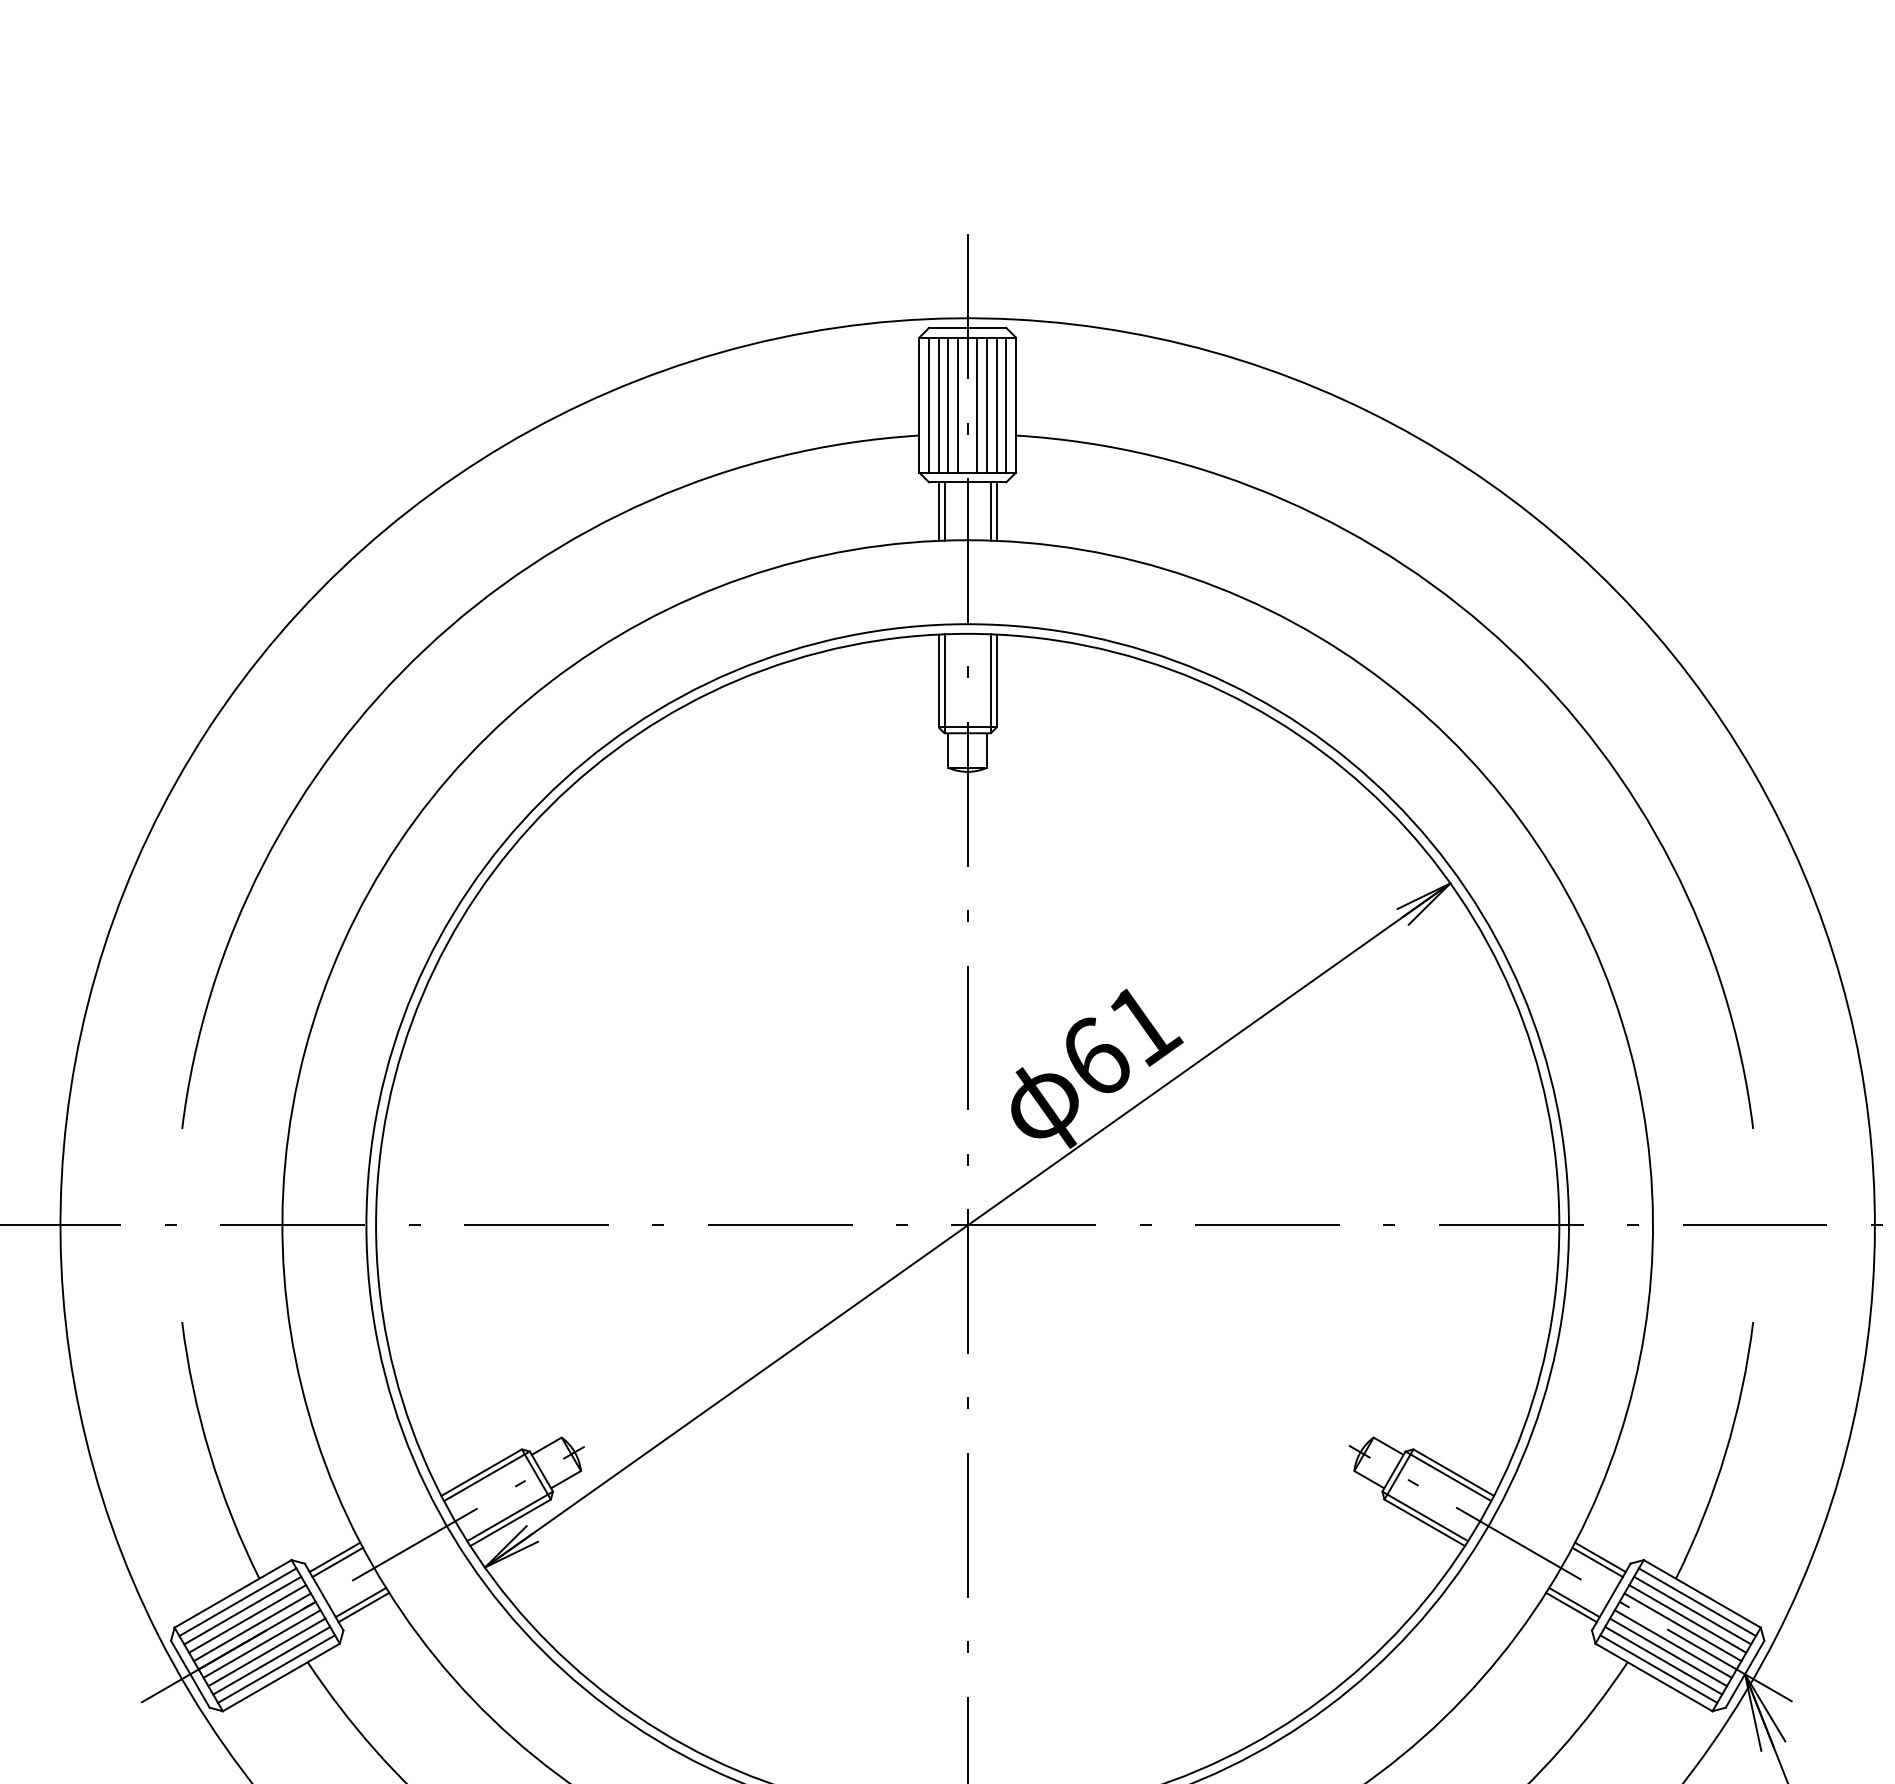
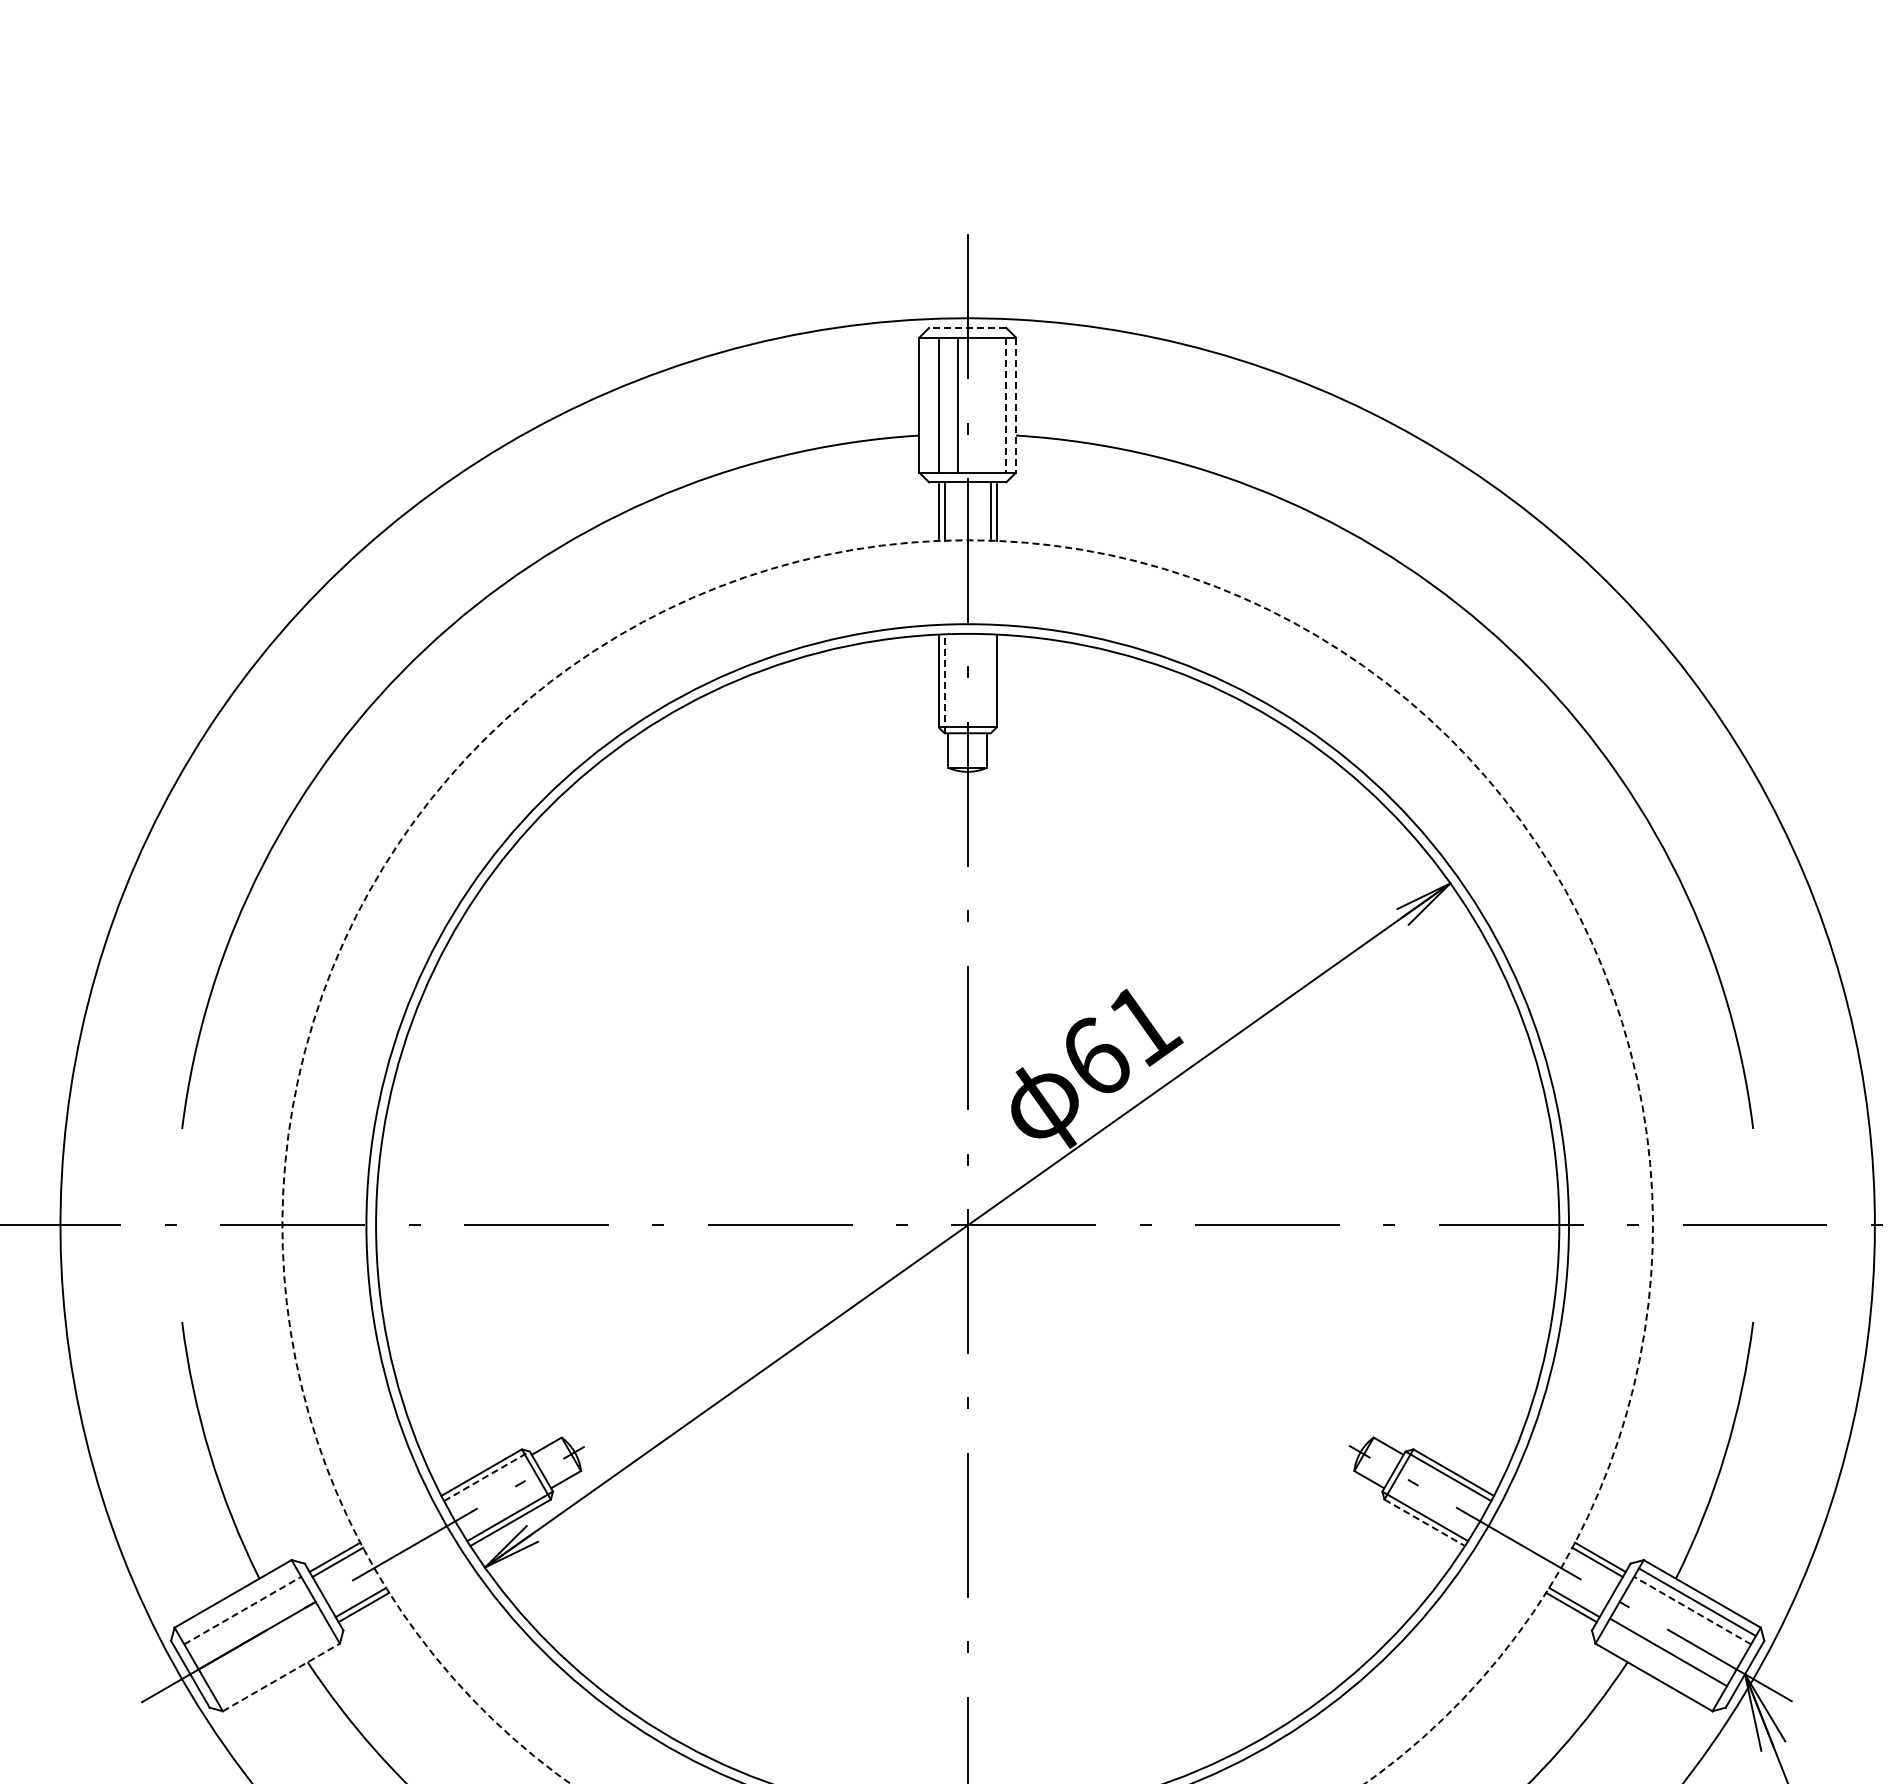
line: solid -> dashed (967, 327)
line: present -> none (929, 404)
line: present -> none (948, 404)
line: present -> none (977, 404)
line: present -> none (987, 404)
line: present -> none (996, 404)
line: solid -> dashed (1006, 405)
line: solid -> dashed (1015, 405)
arc: solid -> dashed (967, 540)
line: solid -> dashed (944, 683)
line: present -> none (990, 683)
line: solid -> dashed (487, 1476)
line: solid -> dashed (1425, 1523)
line: present -> none (237, 1602)
line: solid -> dashed (242, 1610)
line: solid -> dashed (1692, 1610)
line: present -> none (247, 1618)
line: present -> none (1687, 1618)
line: present -> none (251, 1627)
line: present -> none (1682, 1627)
line: present -> none (261, 1643)
line: present -> none (1672, 1643)
line: present -> none (266, 1652)
line: present -> none (271, 1660)
line: present -> none (1663, 1660)
line: present -> none (276, 1668)
line: present -> none (1658, 1668)
line: solid -> dashed (281, 1677)
